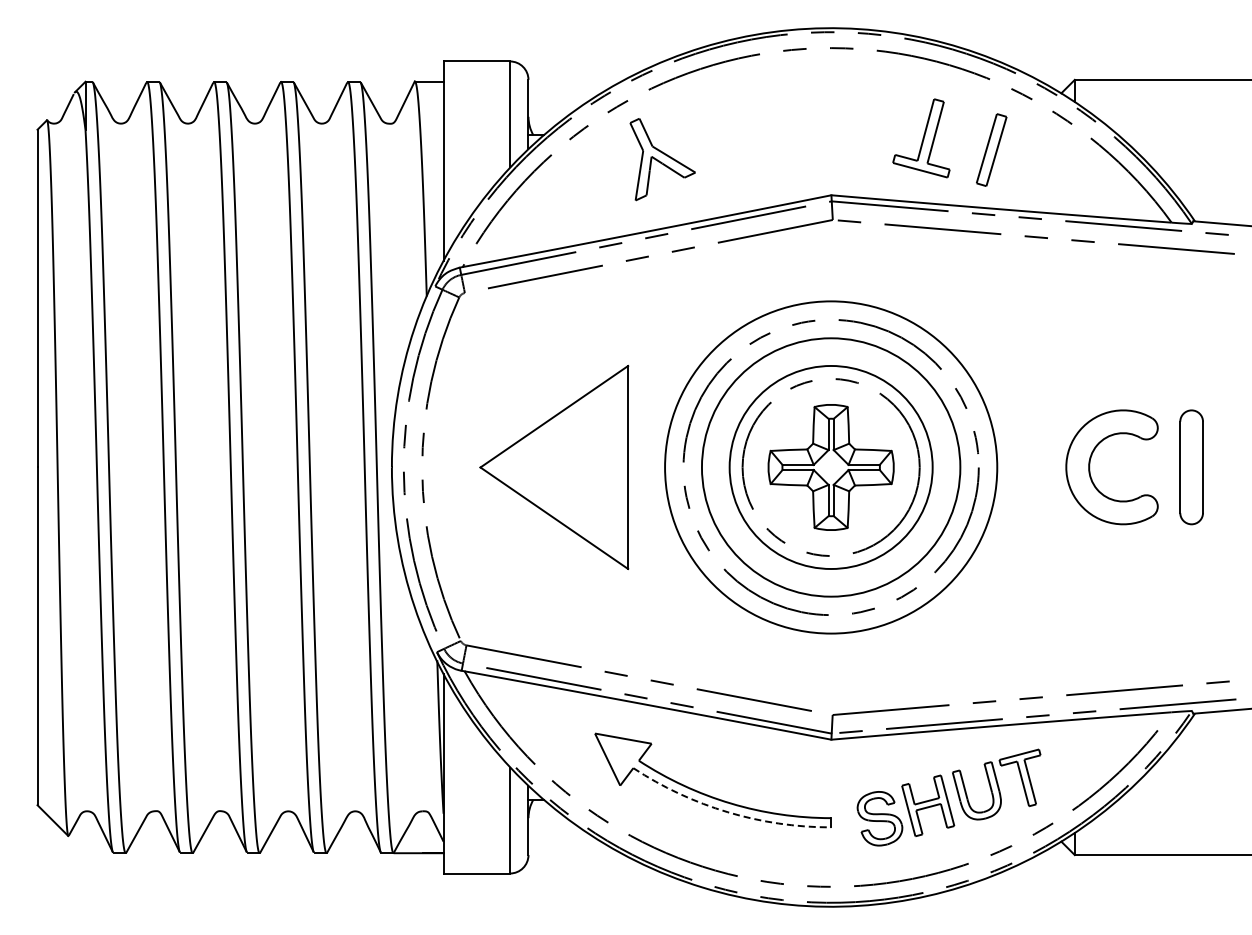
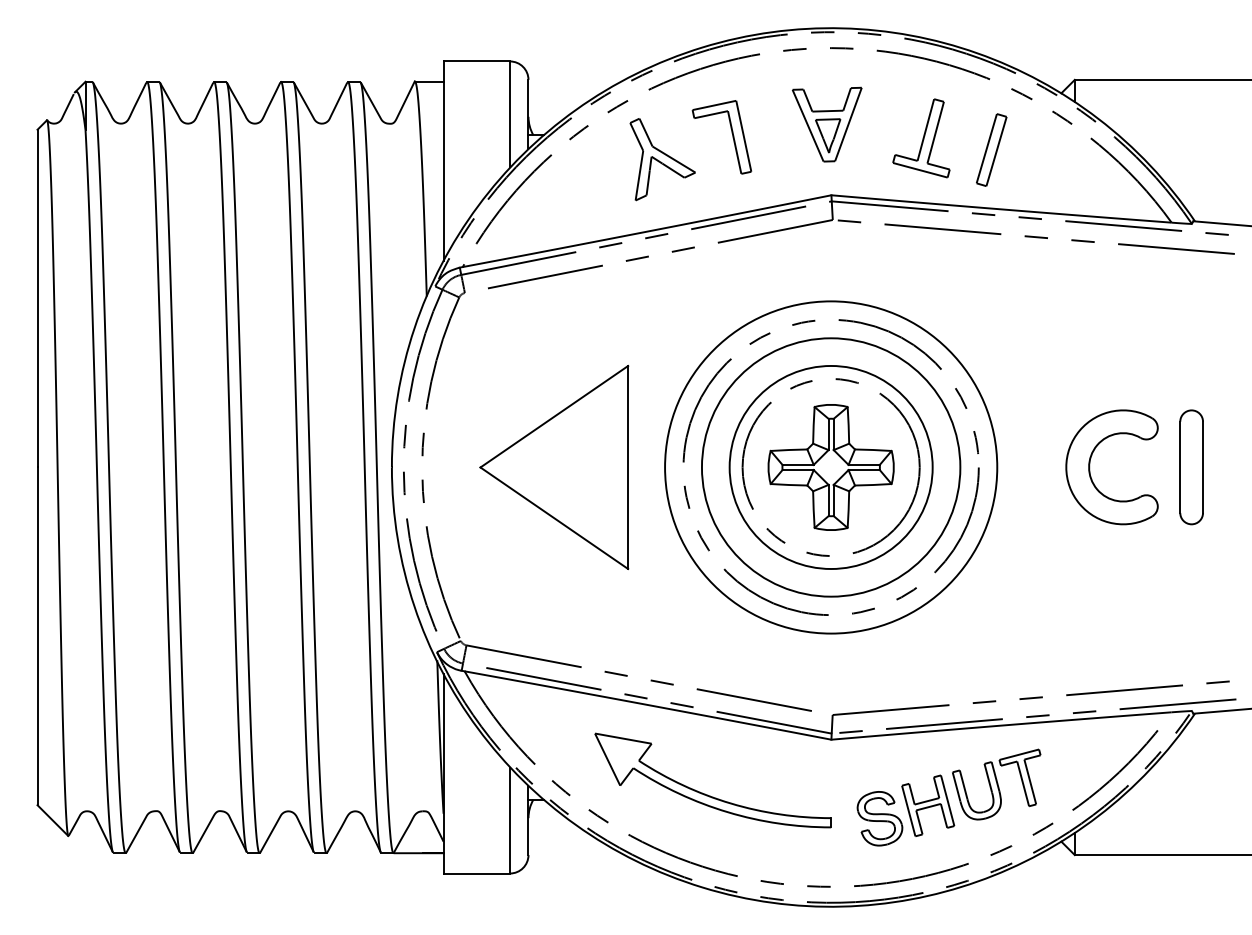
part: none -> present (826, 124)
part: none -> present (731, 133)
arc: dashed -> solid (727, 812)
